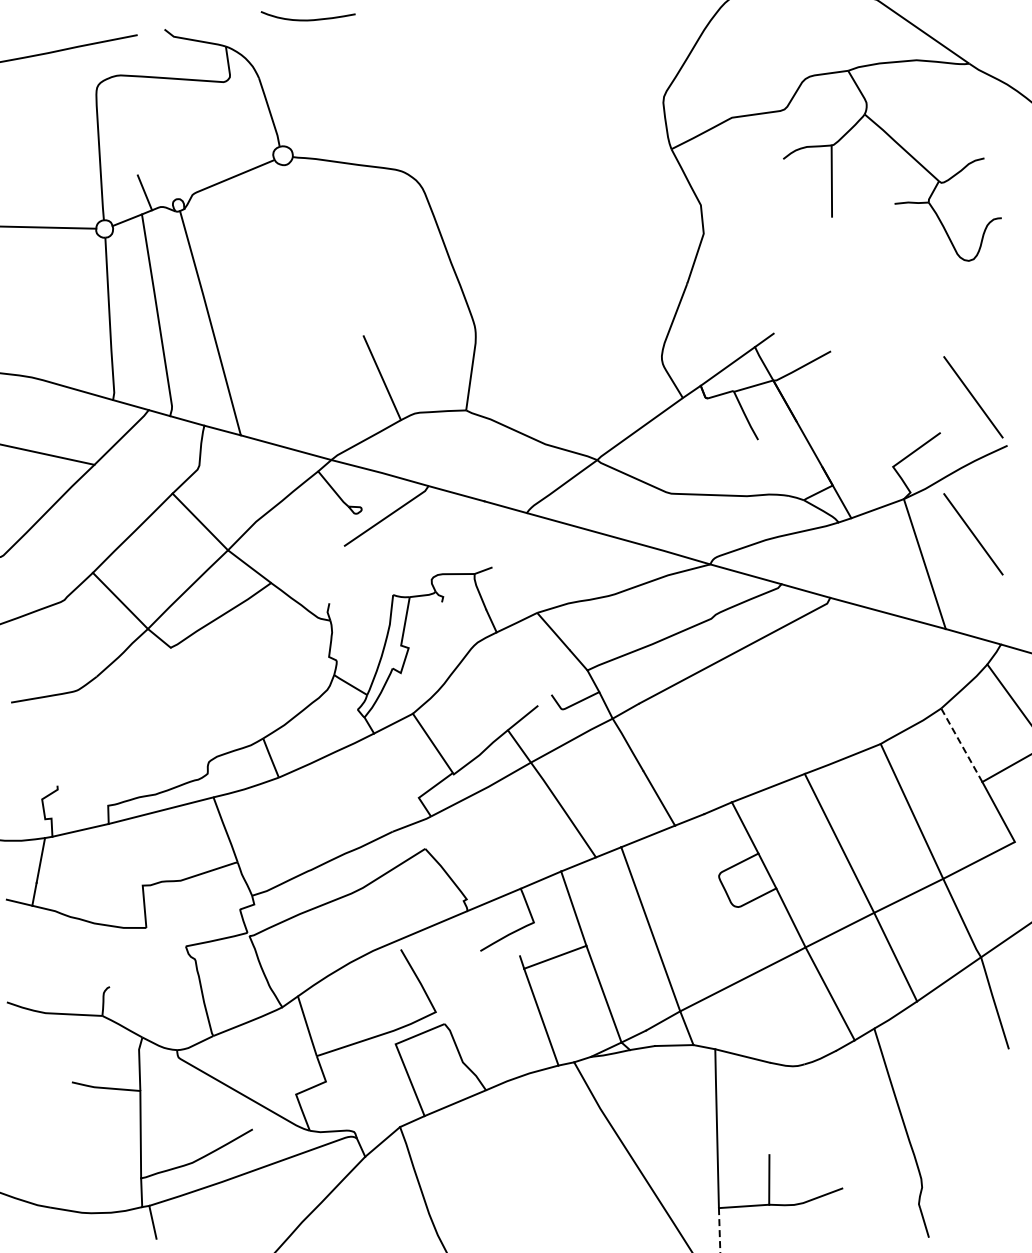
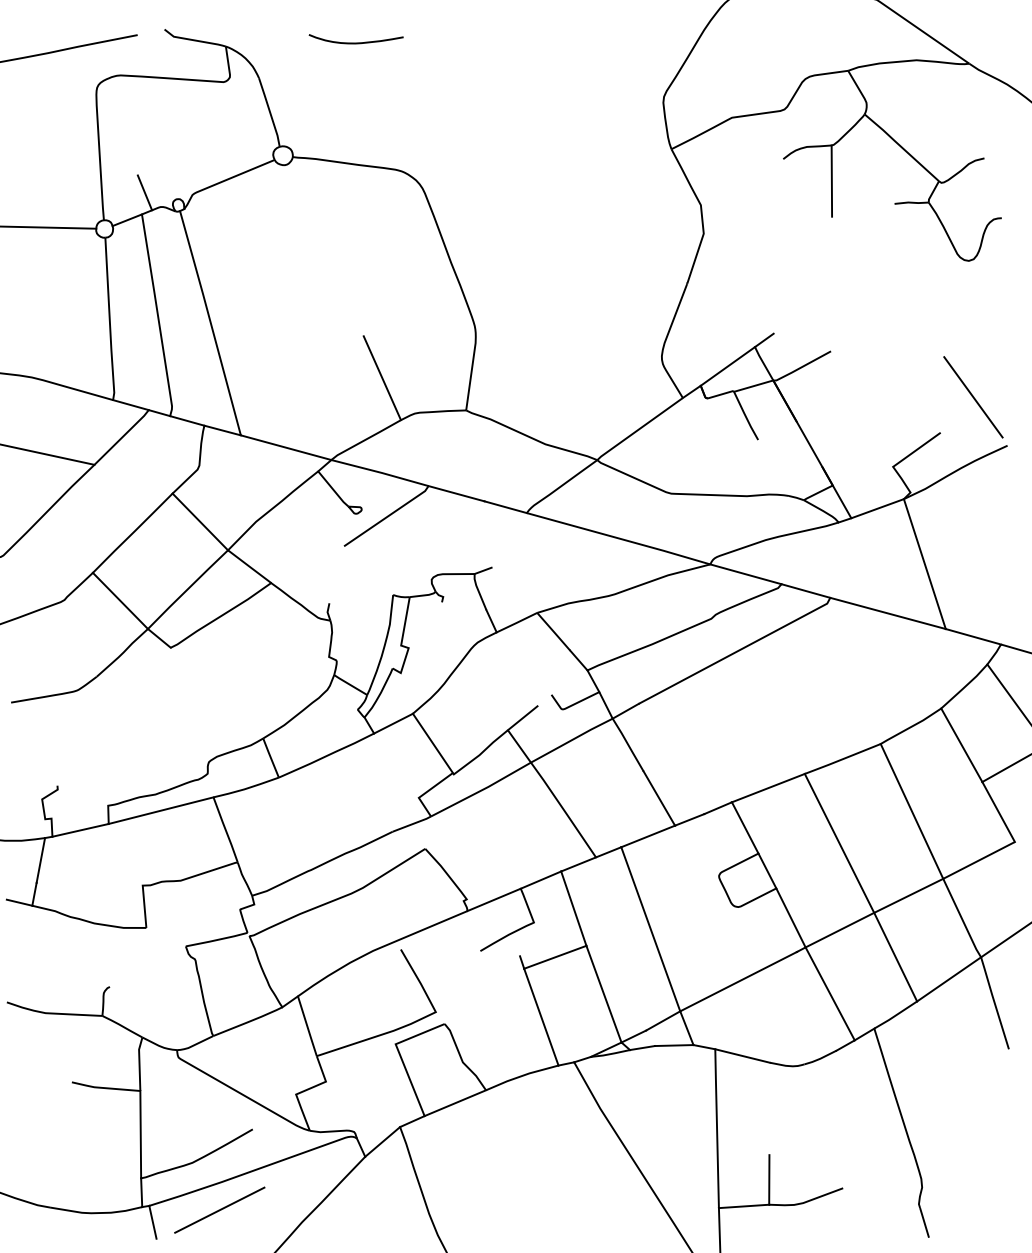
curve position: (307, 19) -> (355, 42) (355, 42)
line: present -> none (973, 534)
line: dashed -> solid (961, 744)
line: none -> present (219, 1209)
line: dashed -> solid (719, 1230)
